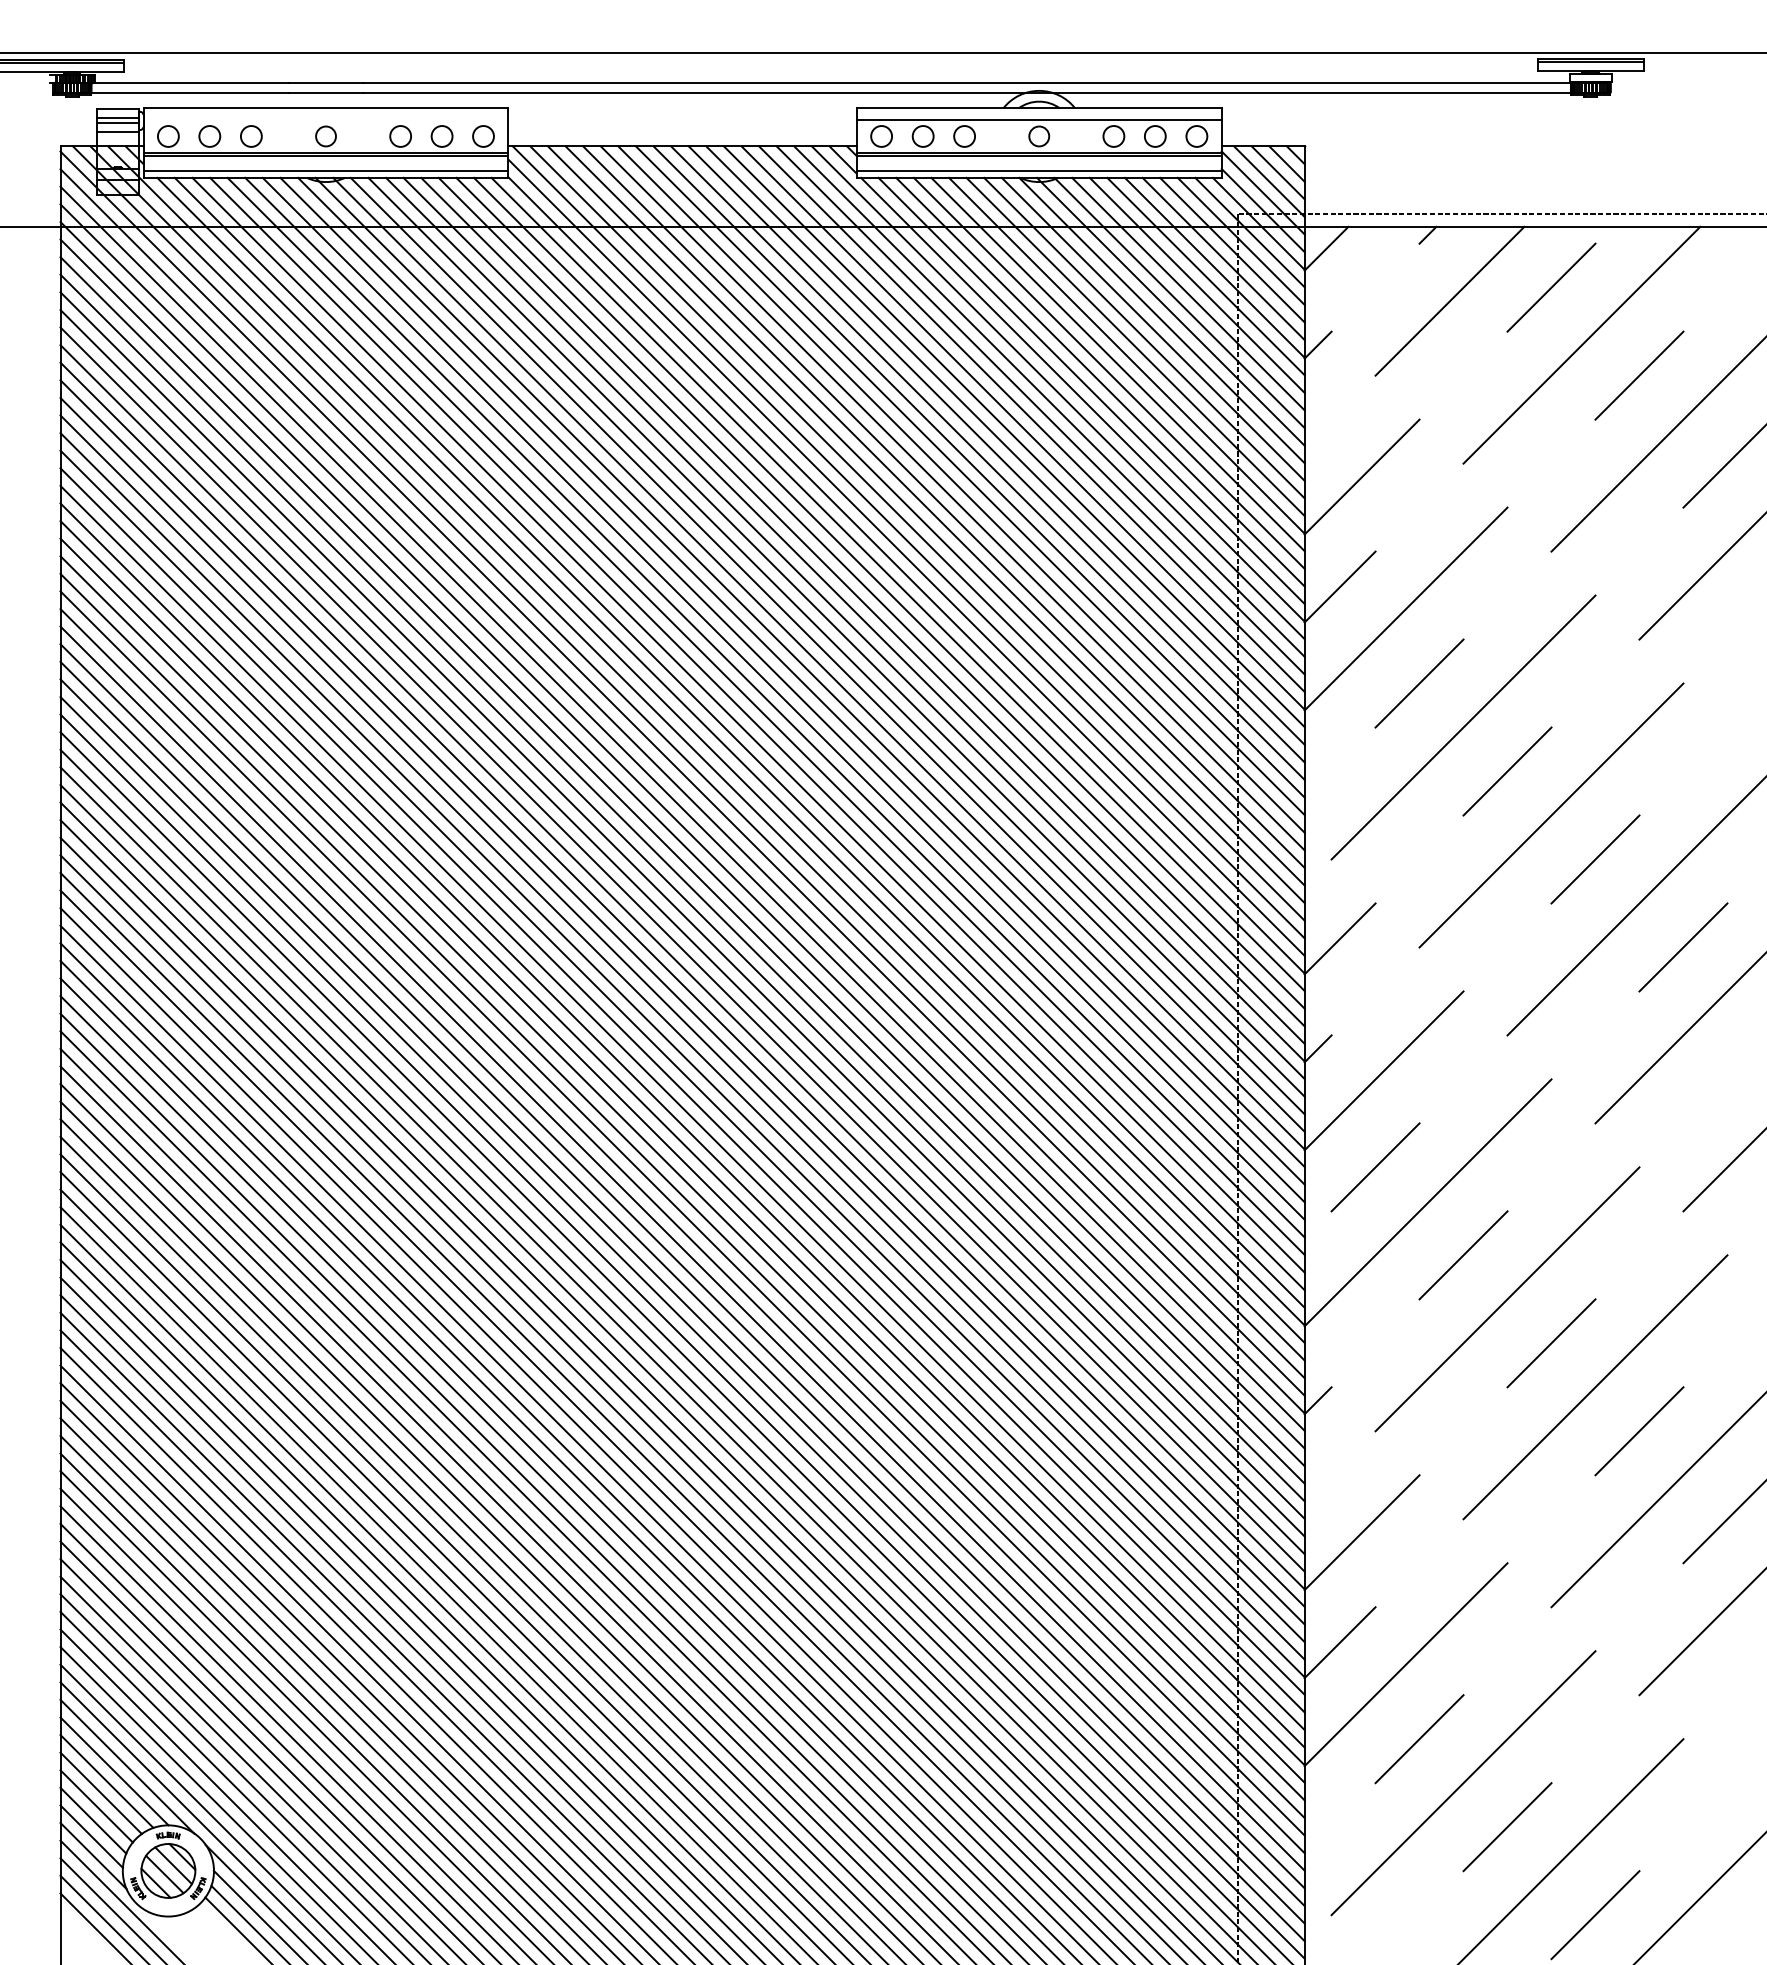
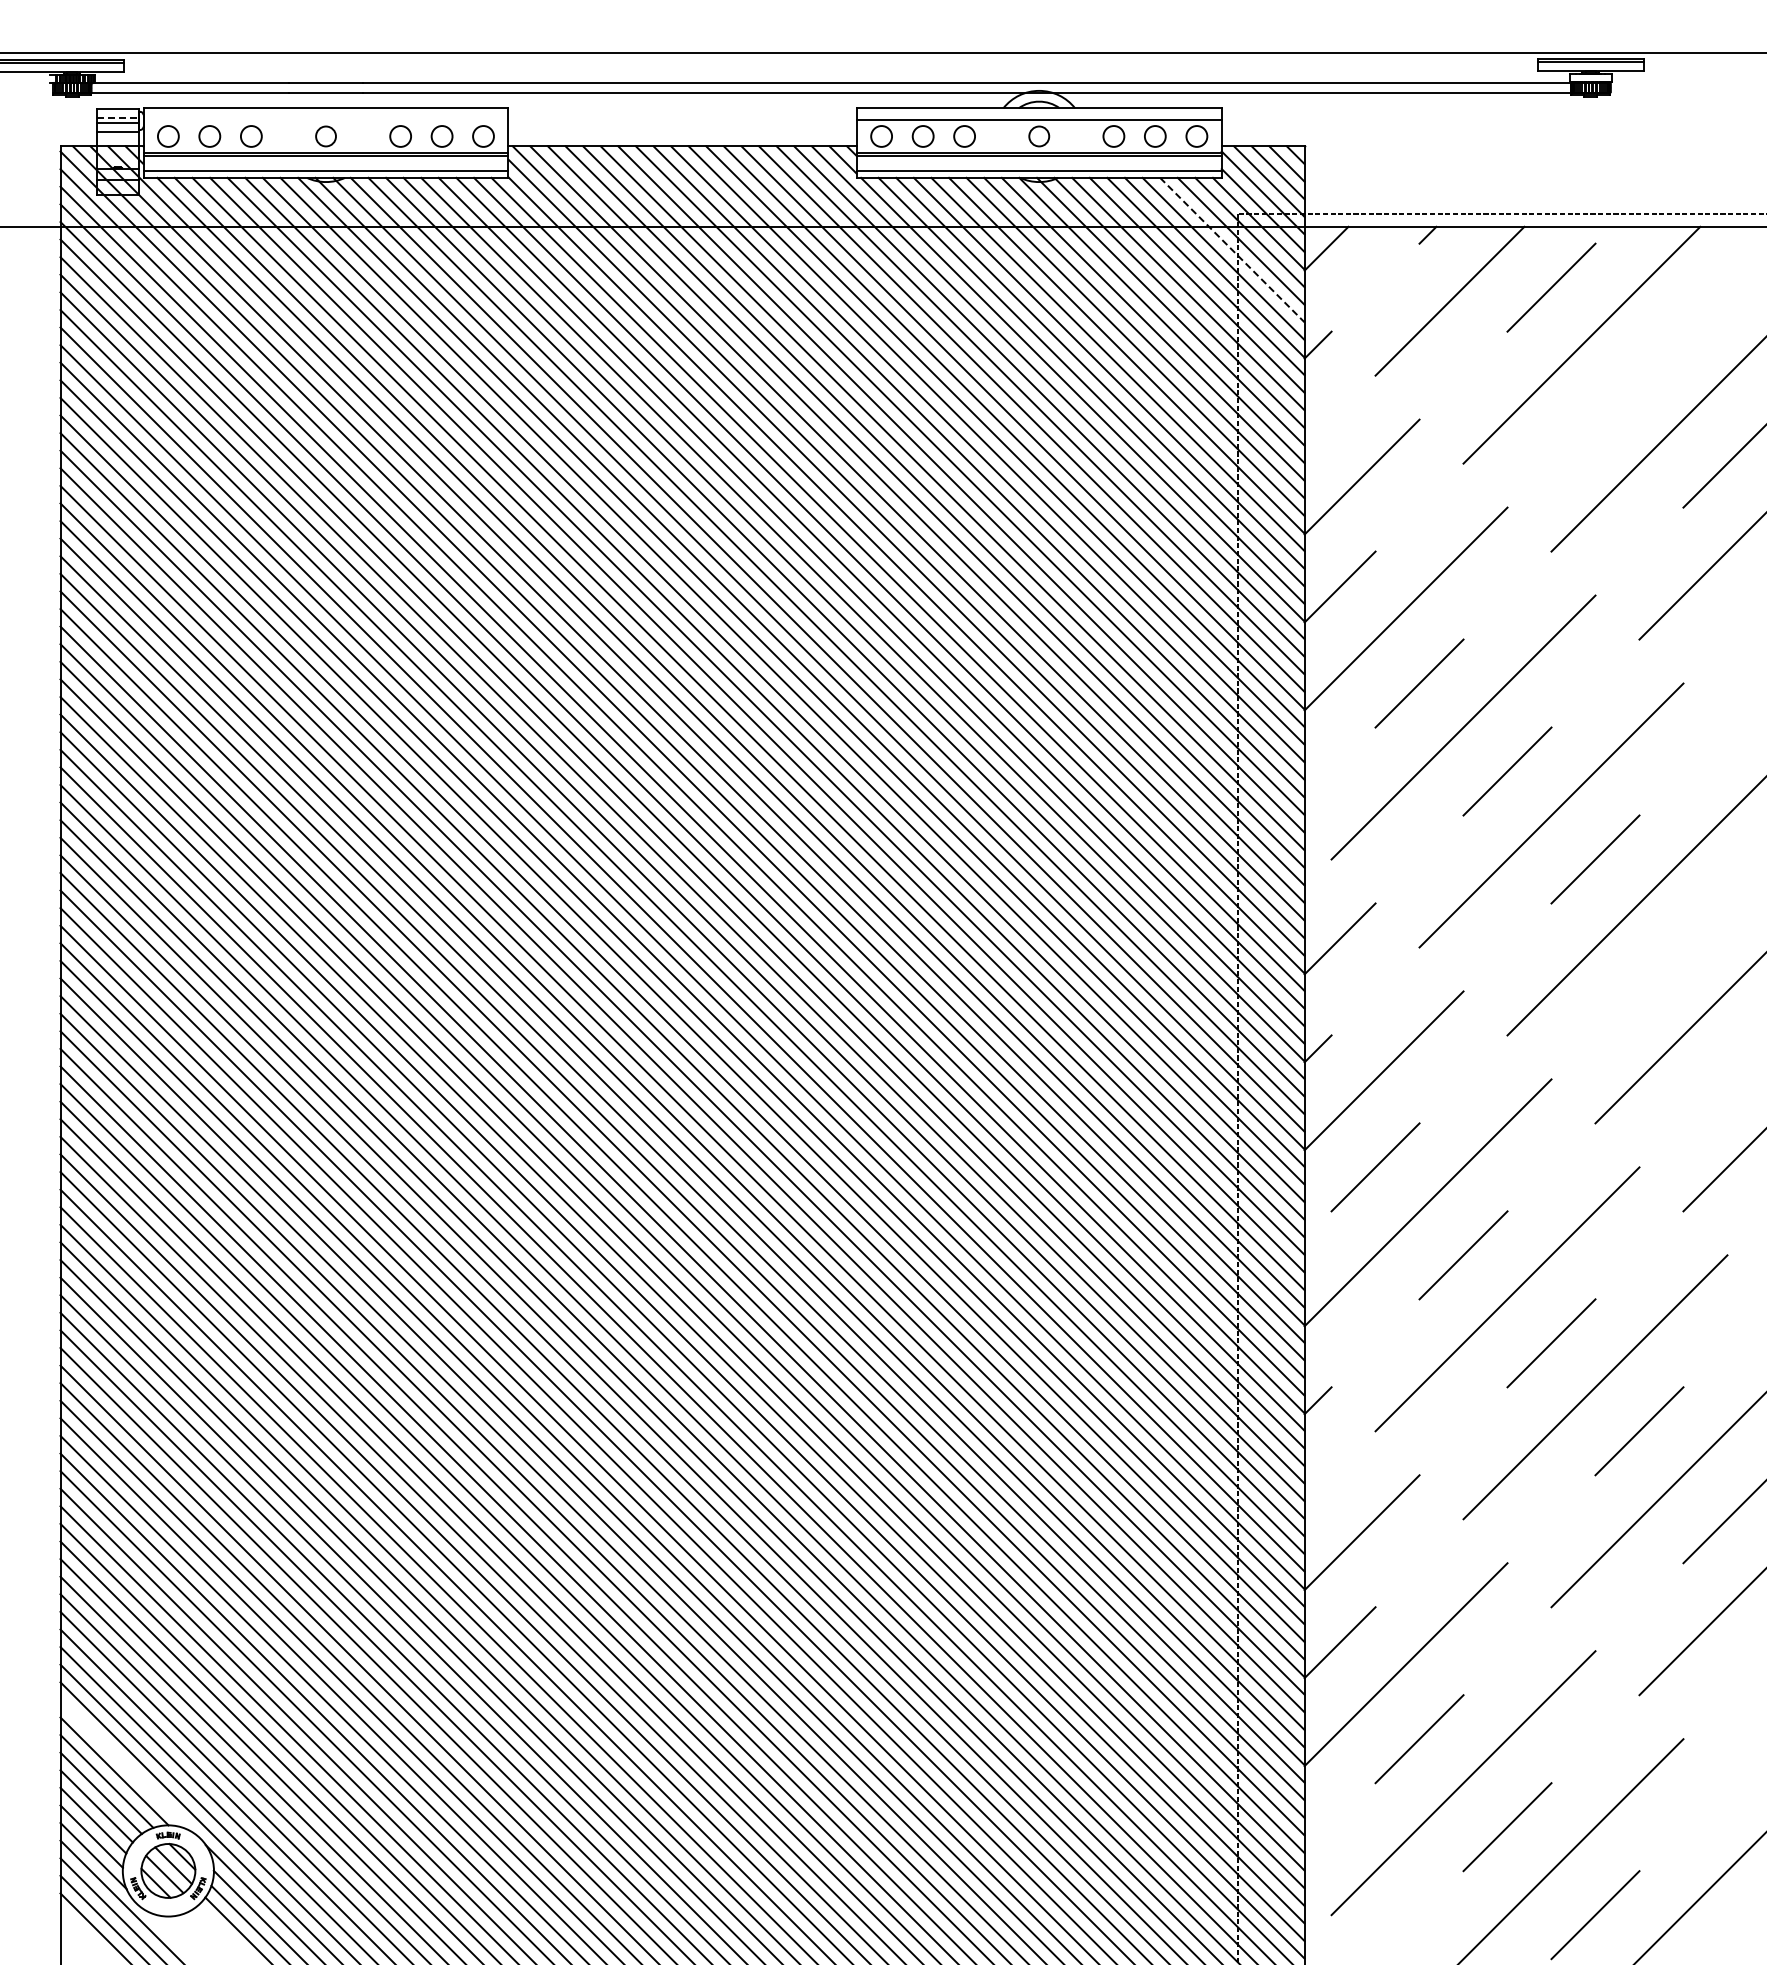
line: solid -> dashed (117, 118)
line: solid -> dashed (1232, 250)
line: present -> none (1639, 375)
line: present -> none (1683, 947)
line: present -> none (127, 1766)
